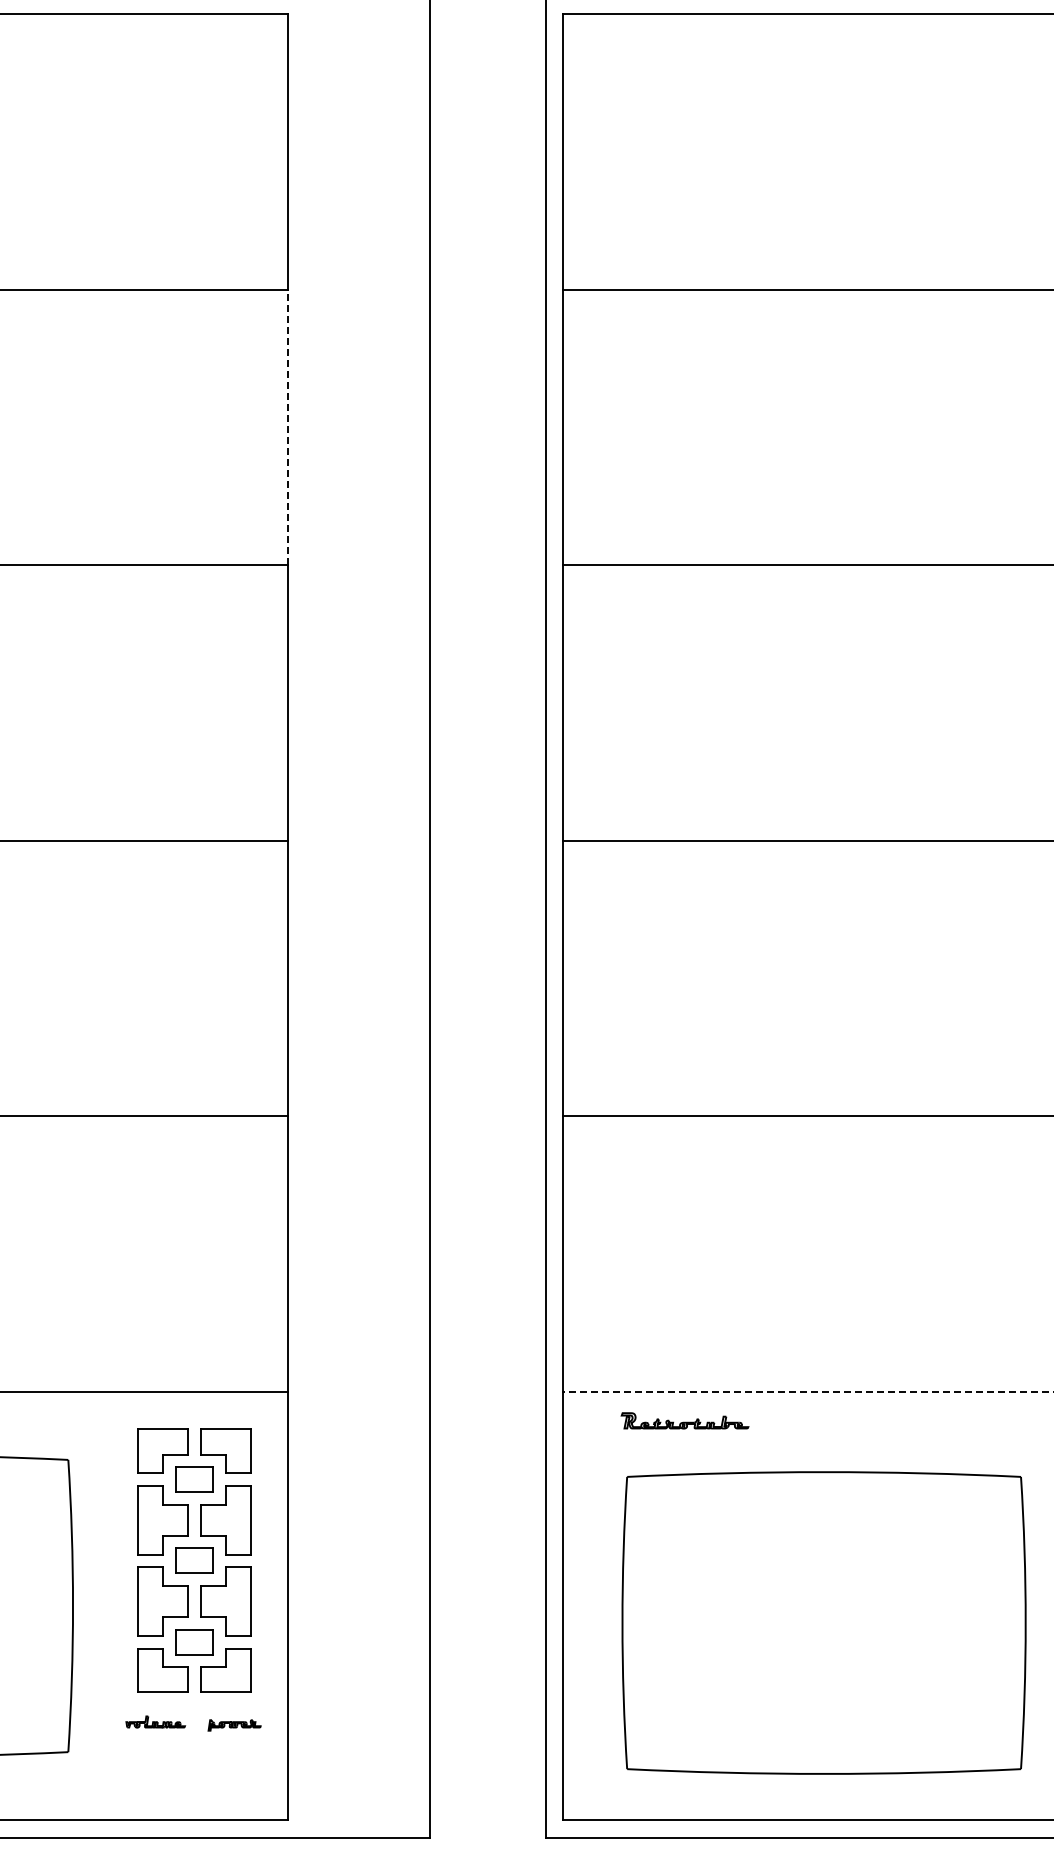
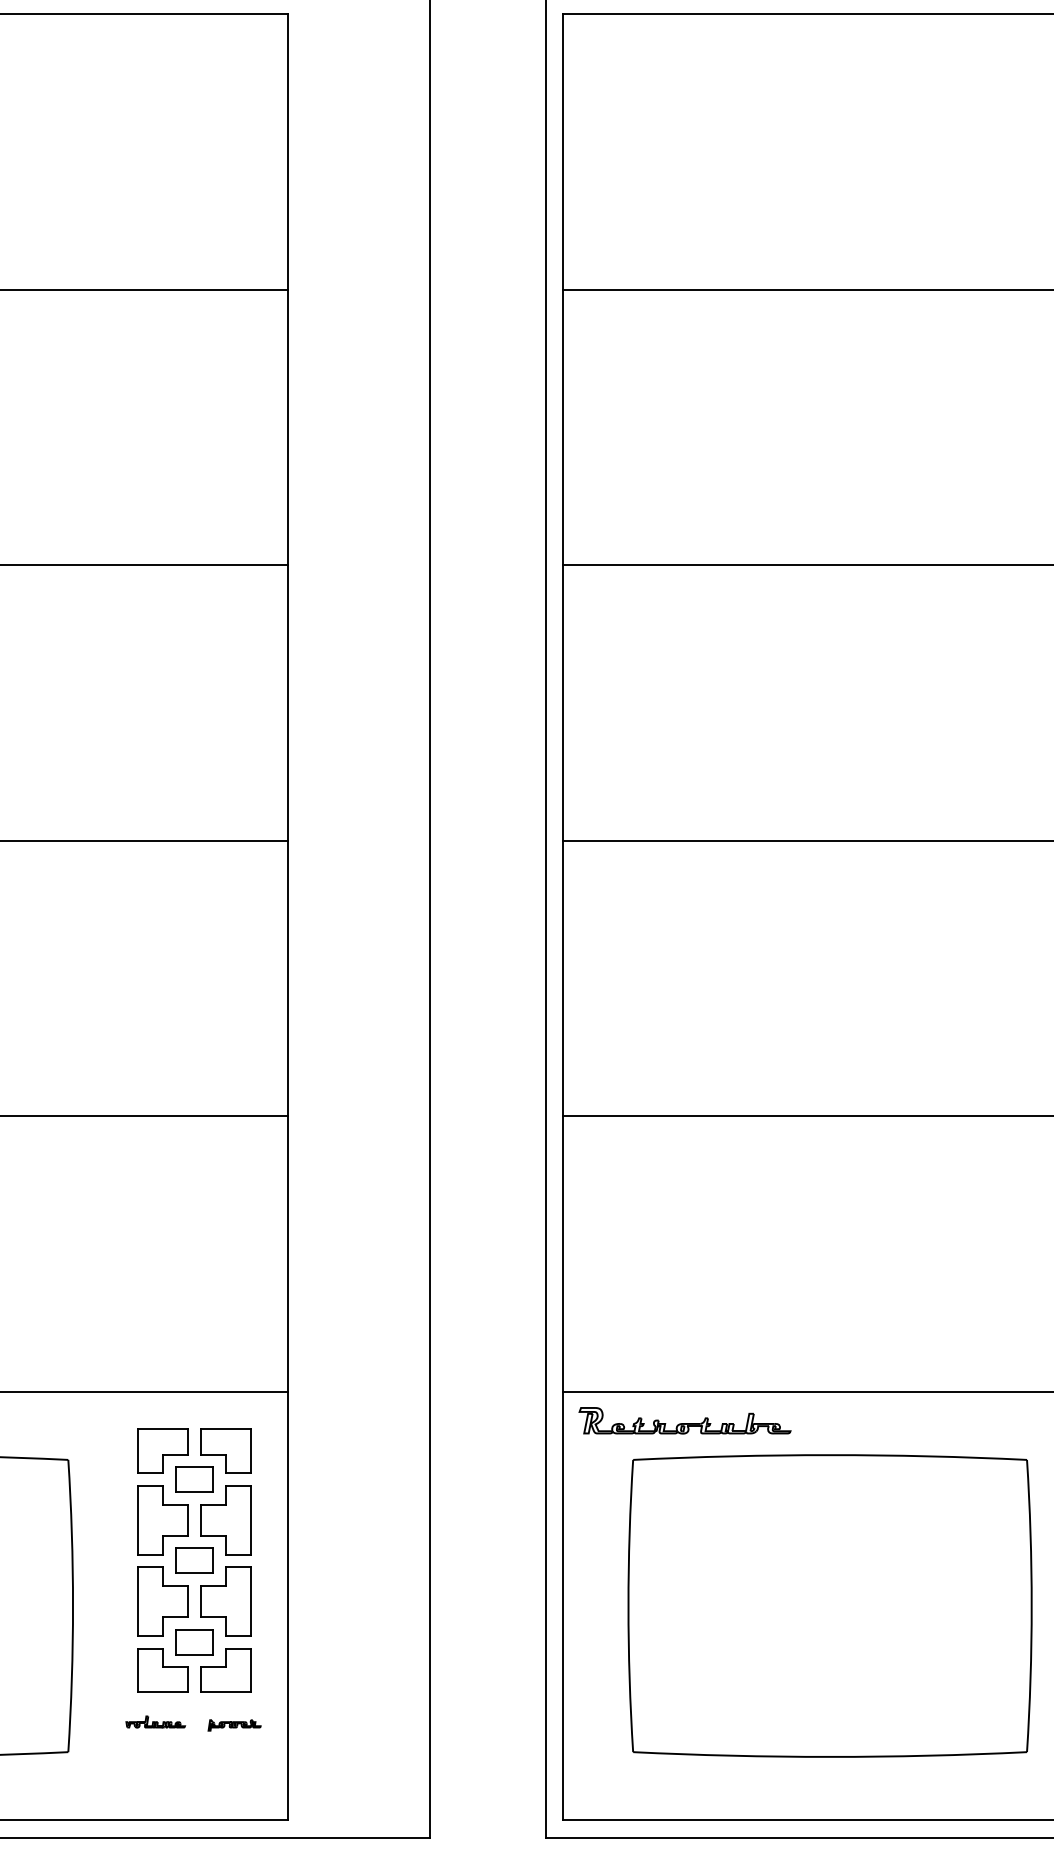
line: dashed -> solid (288, 427)
line: dashed -> solid (808, 1391)
part size: 130x18 px -> 214x28 px (684, 1420)
part position: (823, 1622) -> (829, 1605) (829, 1605)
